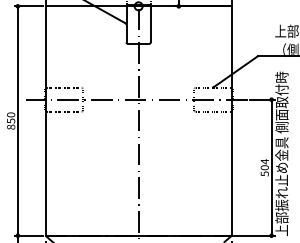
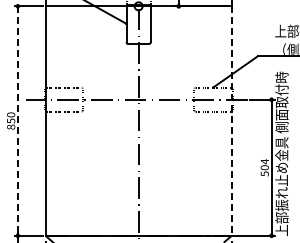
line: solid -> dashed (17, 120)
line: solid -> dashed (231, 121)
